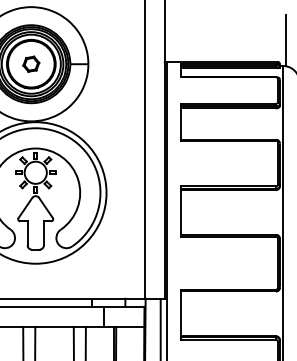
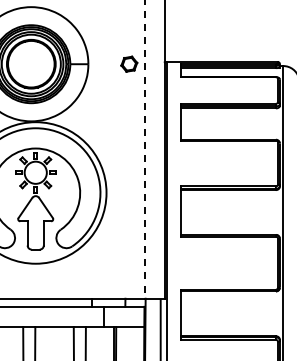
line: present -> none (286, 40)
part position: (31, 63) -> (129, 63) (129, 63)
line: solid -> dashed (144, 149)
